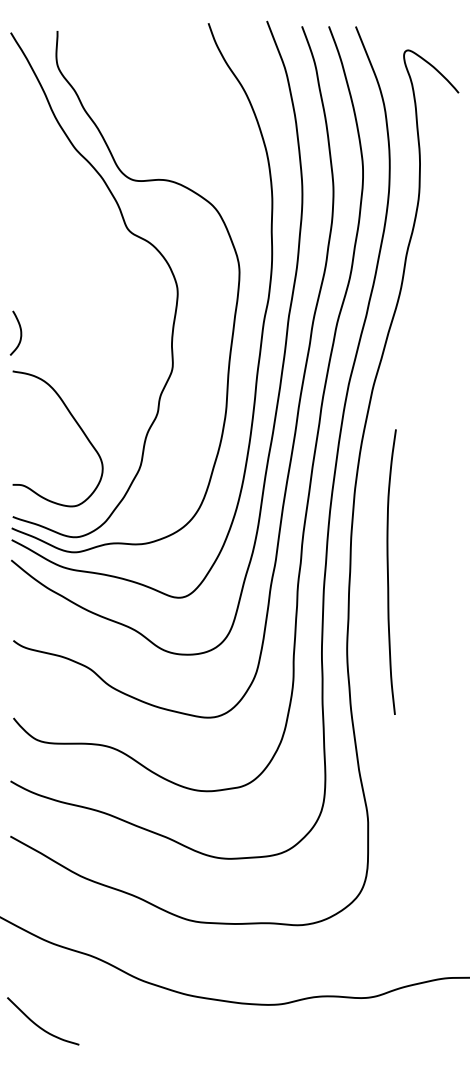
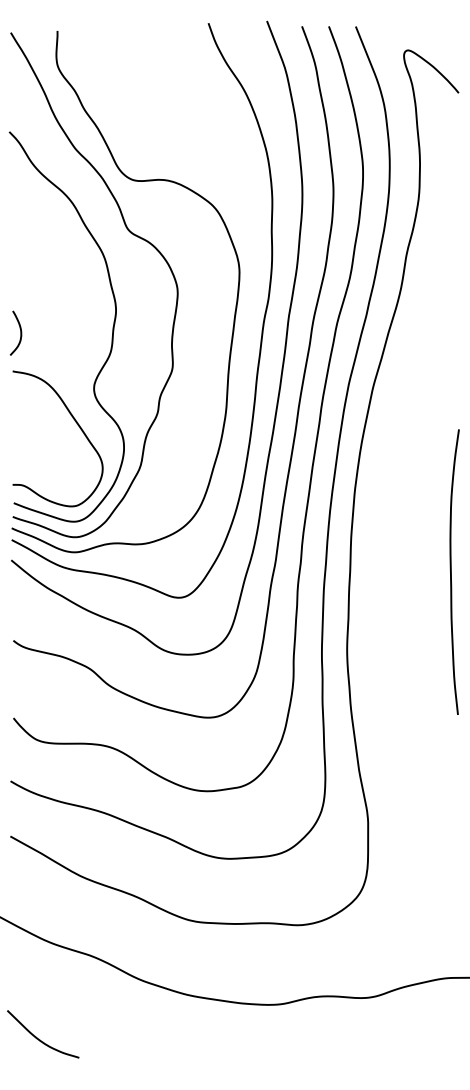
curve: none -> present (112, 326)
curve position: (388, 571) -> (451, 571) (451, 571)
curve position: (40, 1026) -> (40, 1039) (40, 1039)
